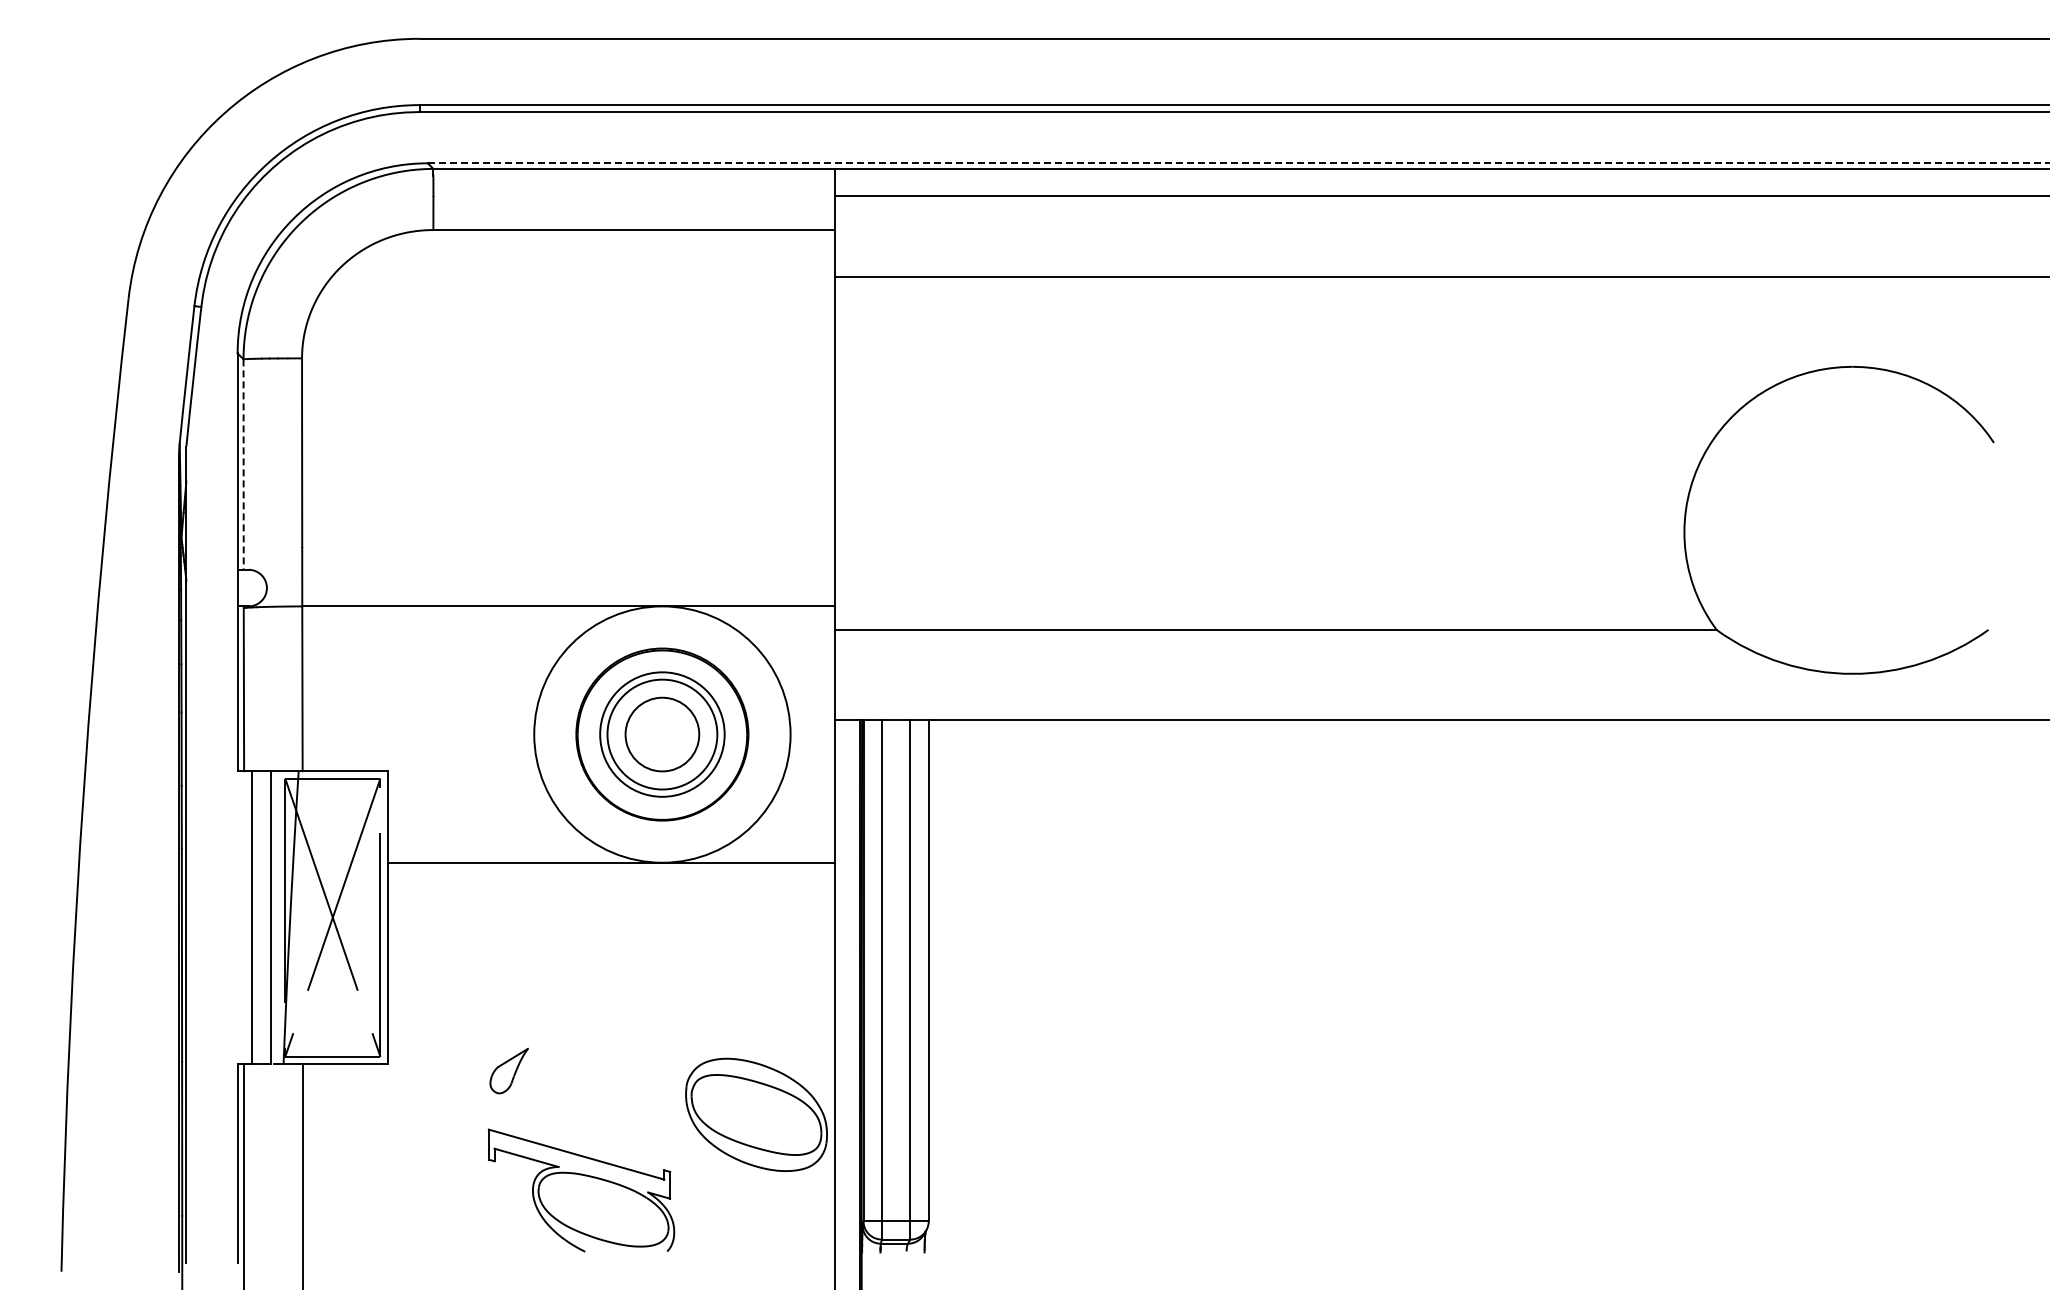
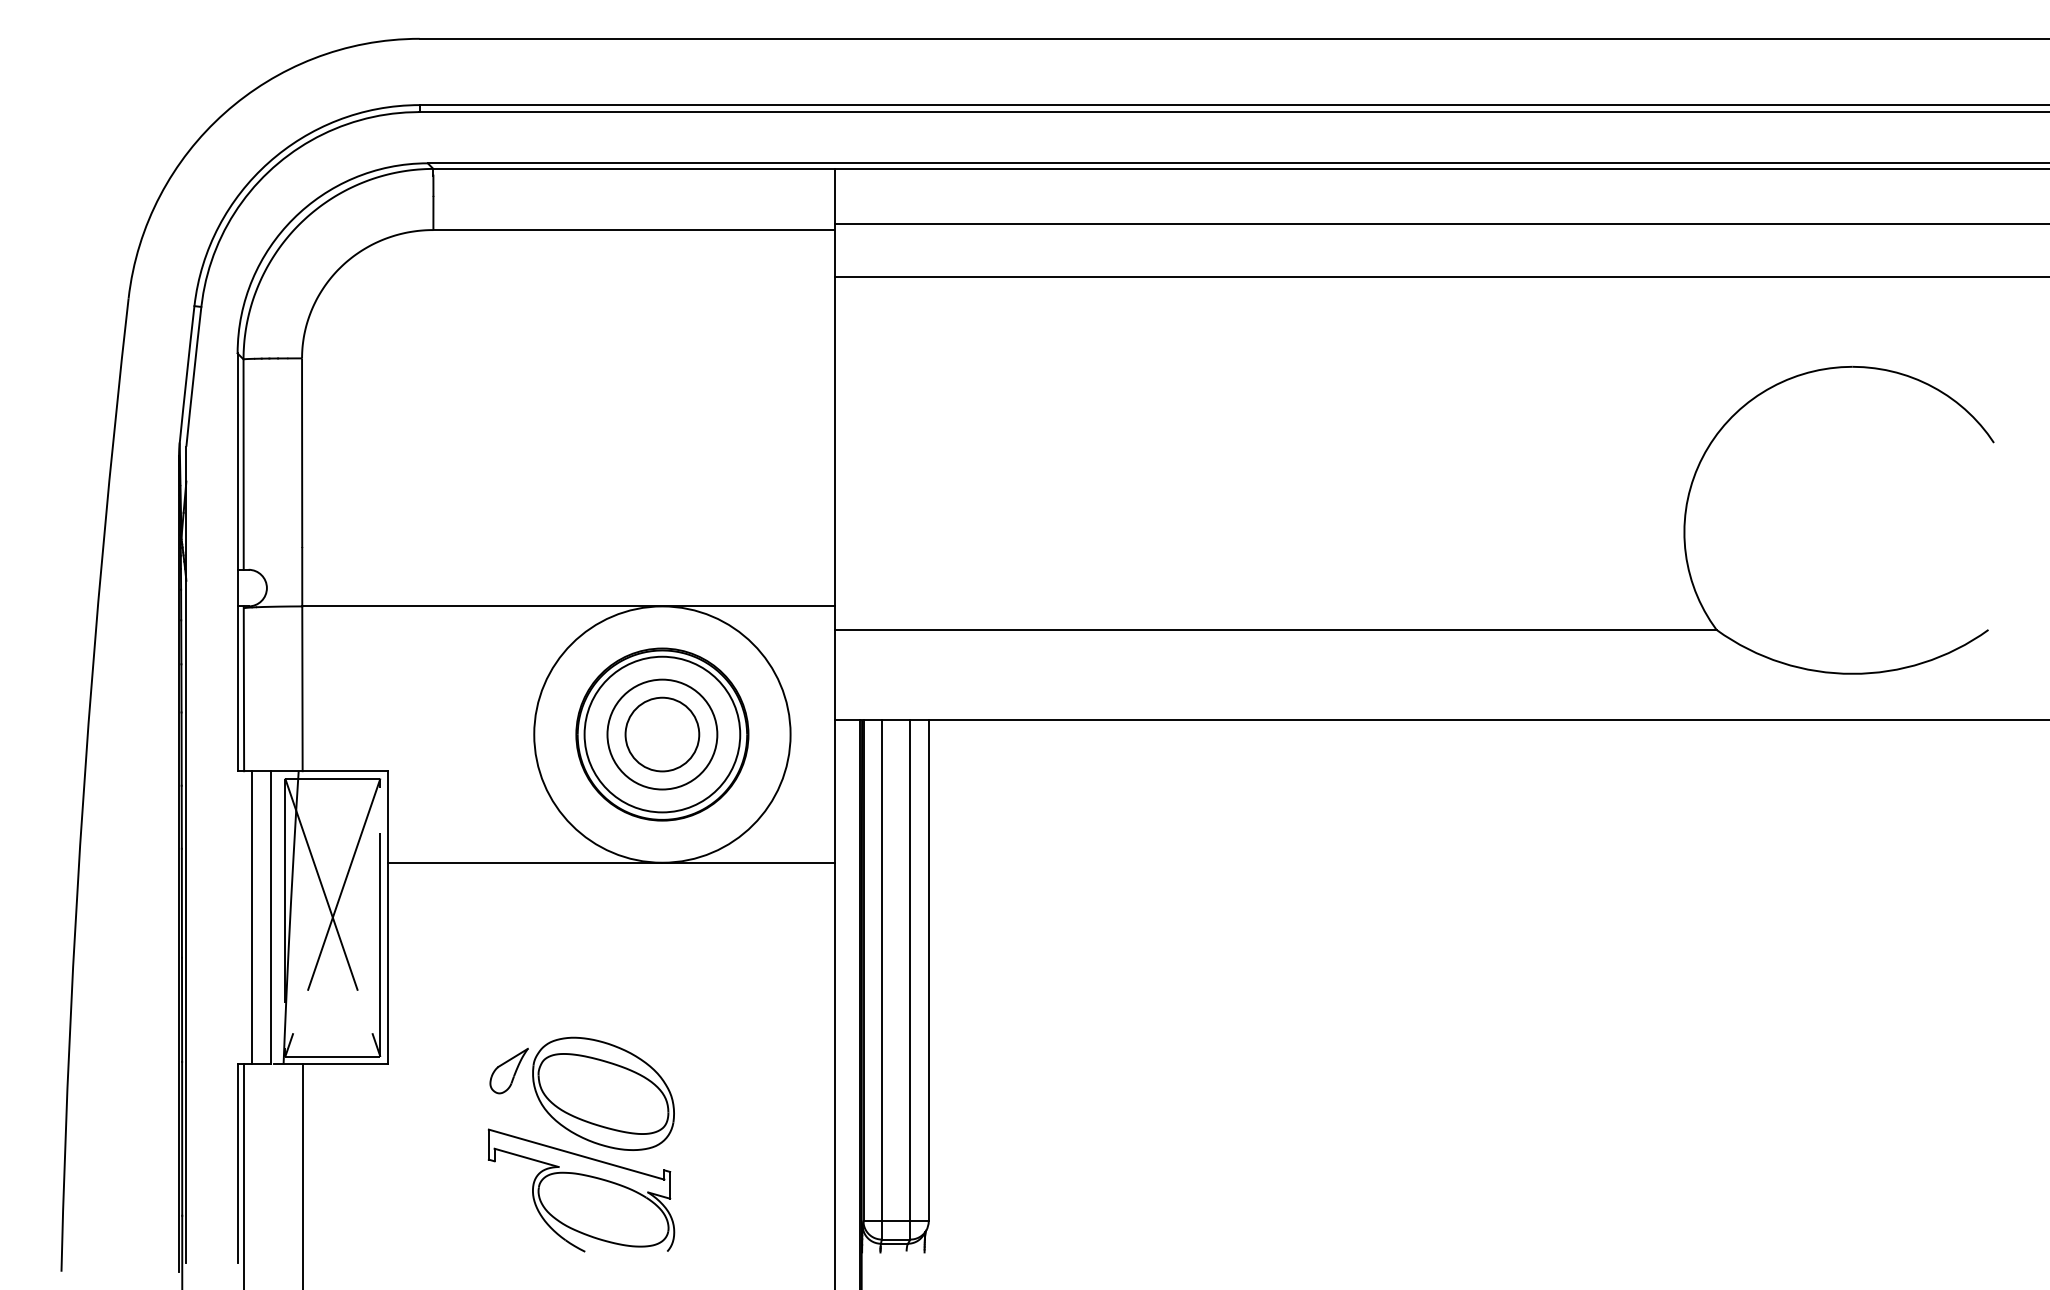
line: dashed -> solid (1238, 163)
line position: (1440, 195) -> (1440, 223) (1440, 223)
line: dashed -> solid (243, 465)
circle diameter: 125 px -> 156 px (662, 734)
part position: (756, 1114) -> (603, 1093) (603, 1093)
